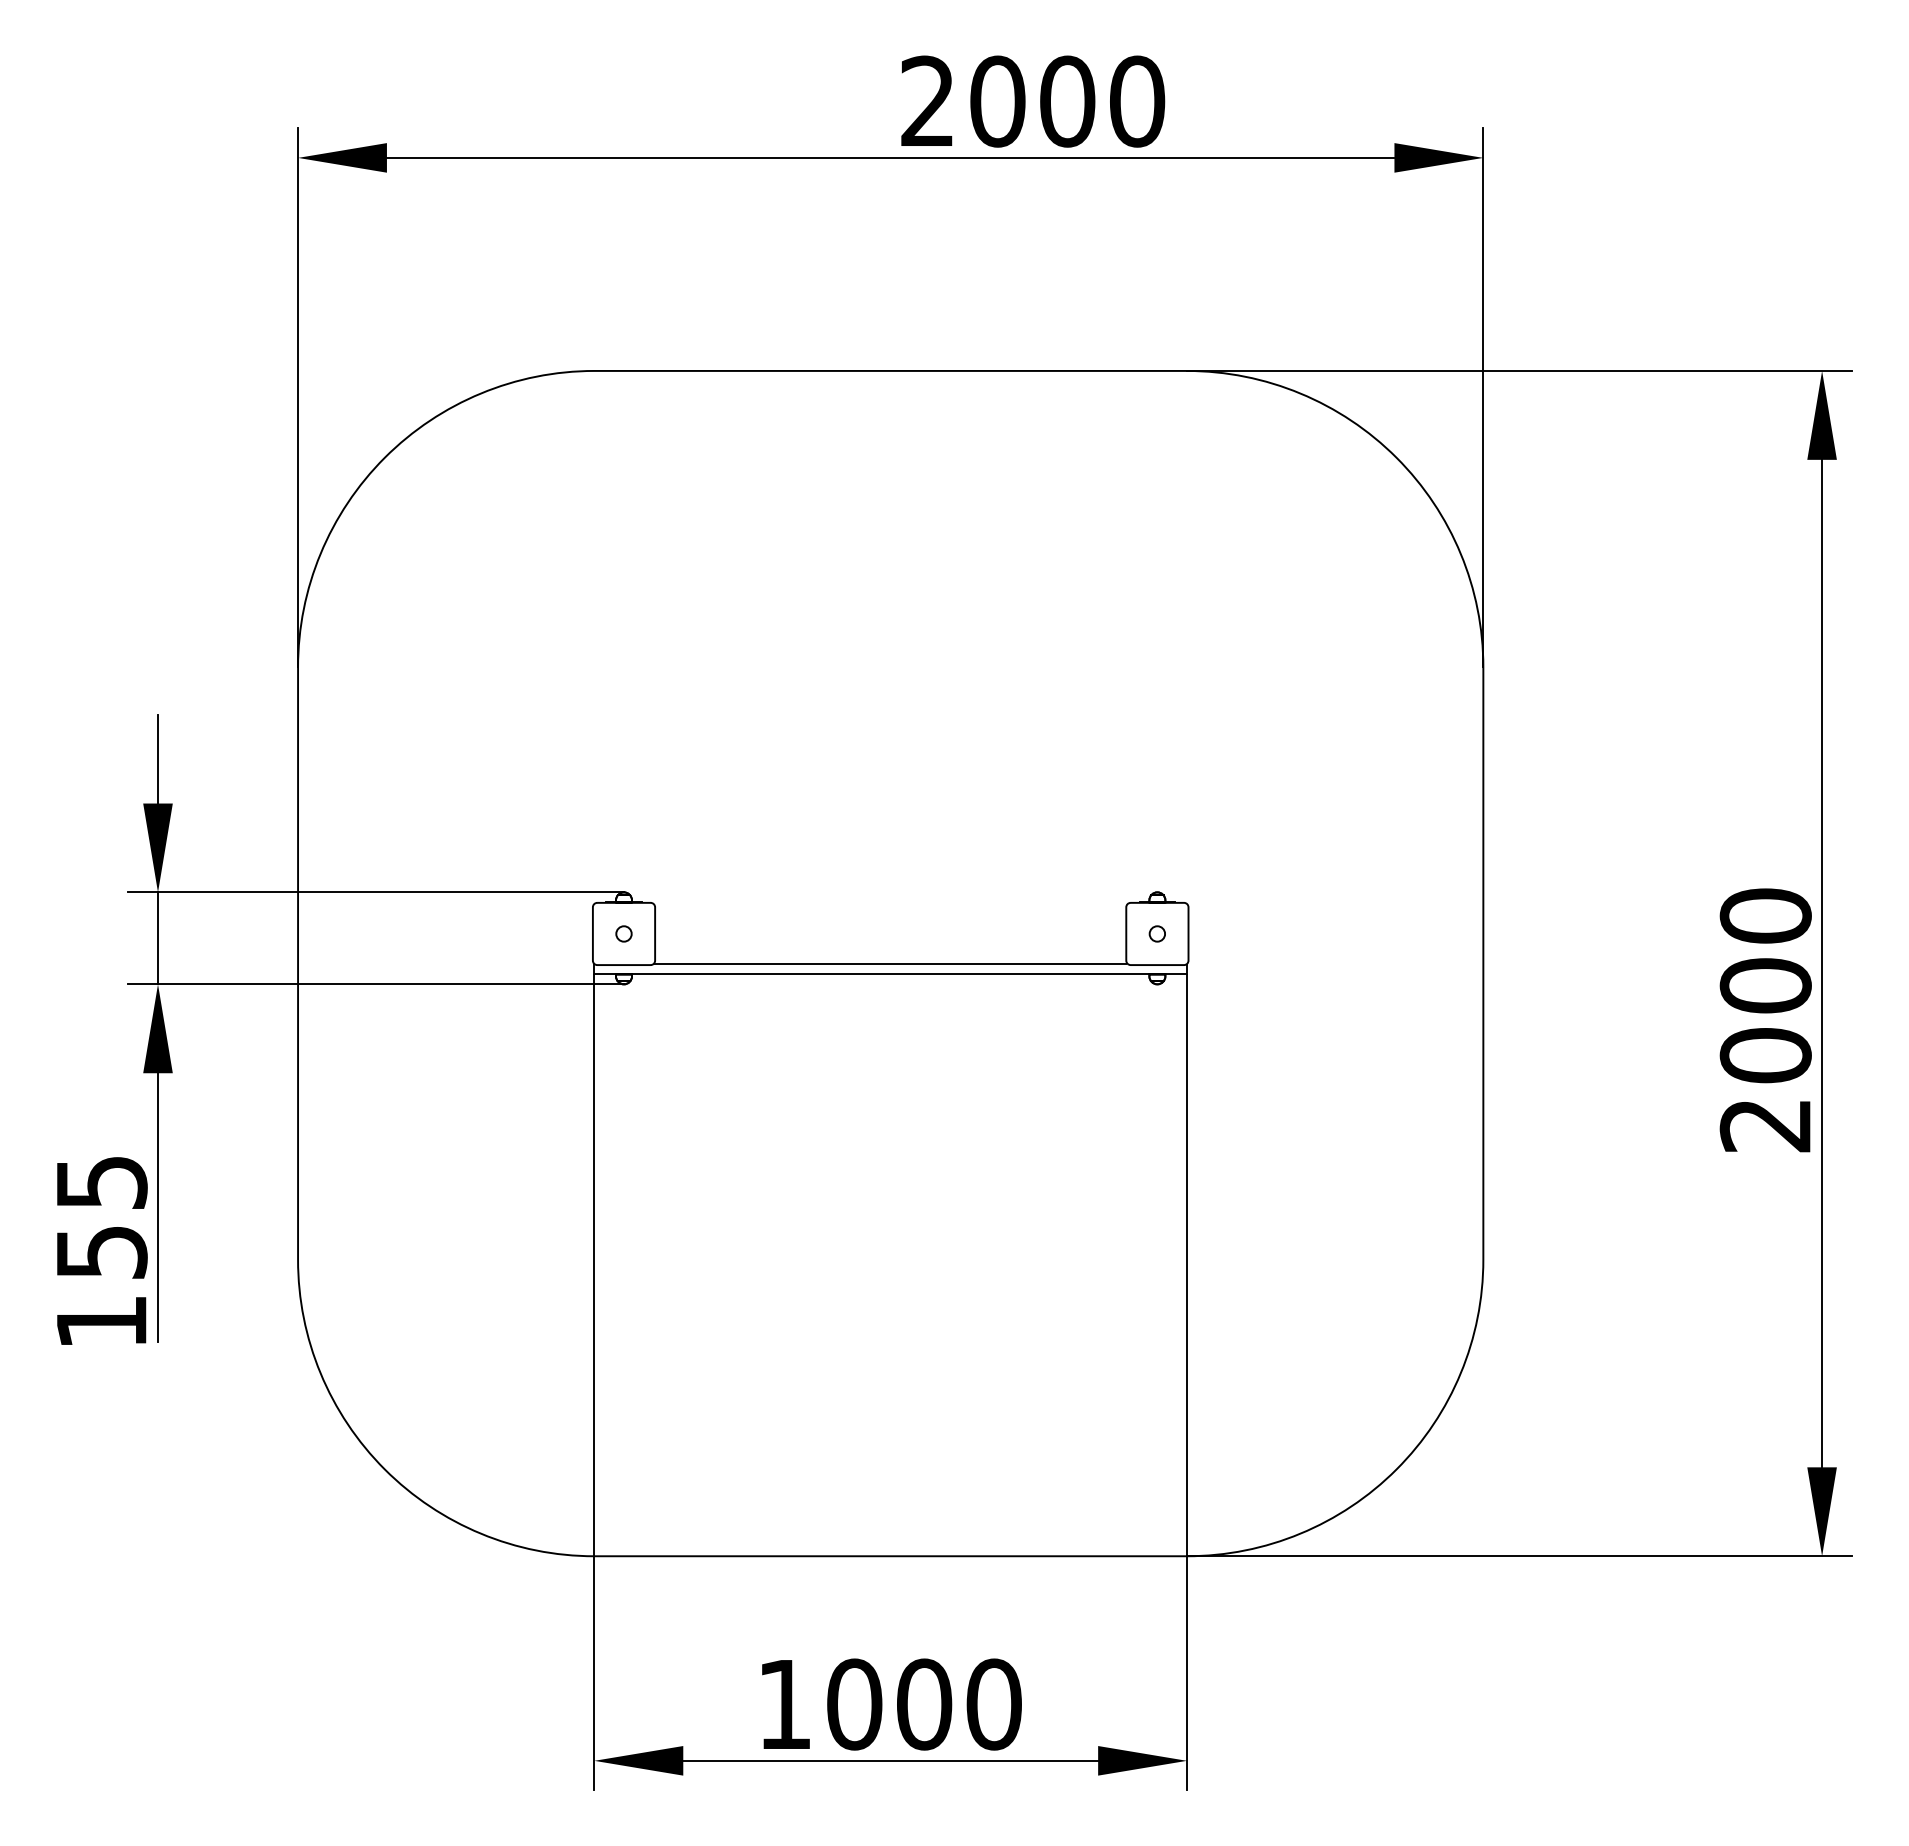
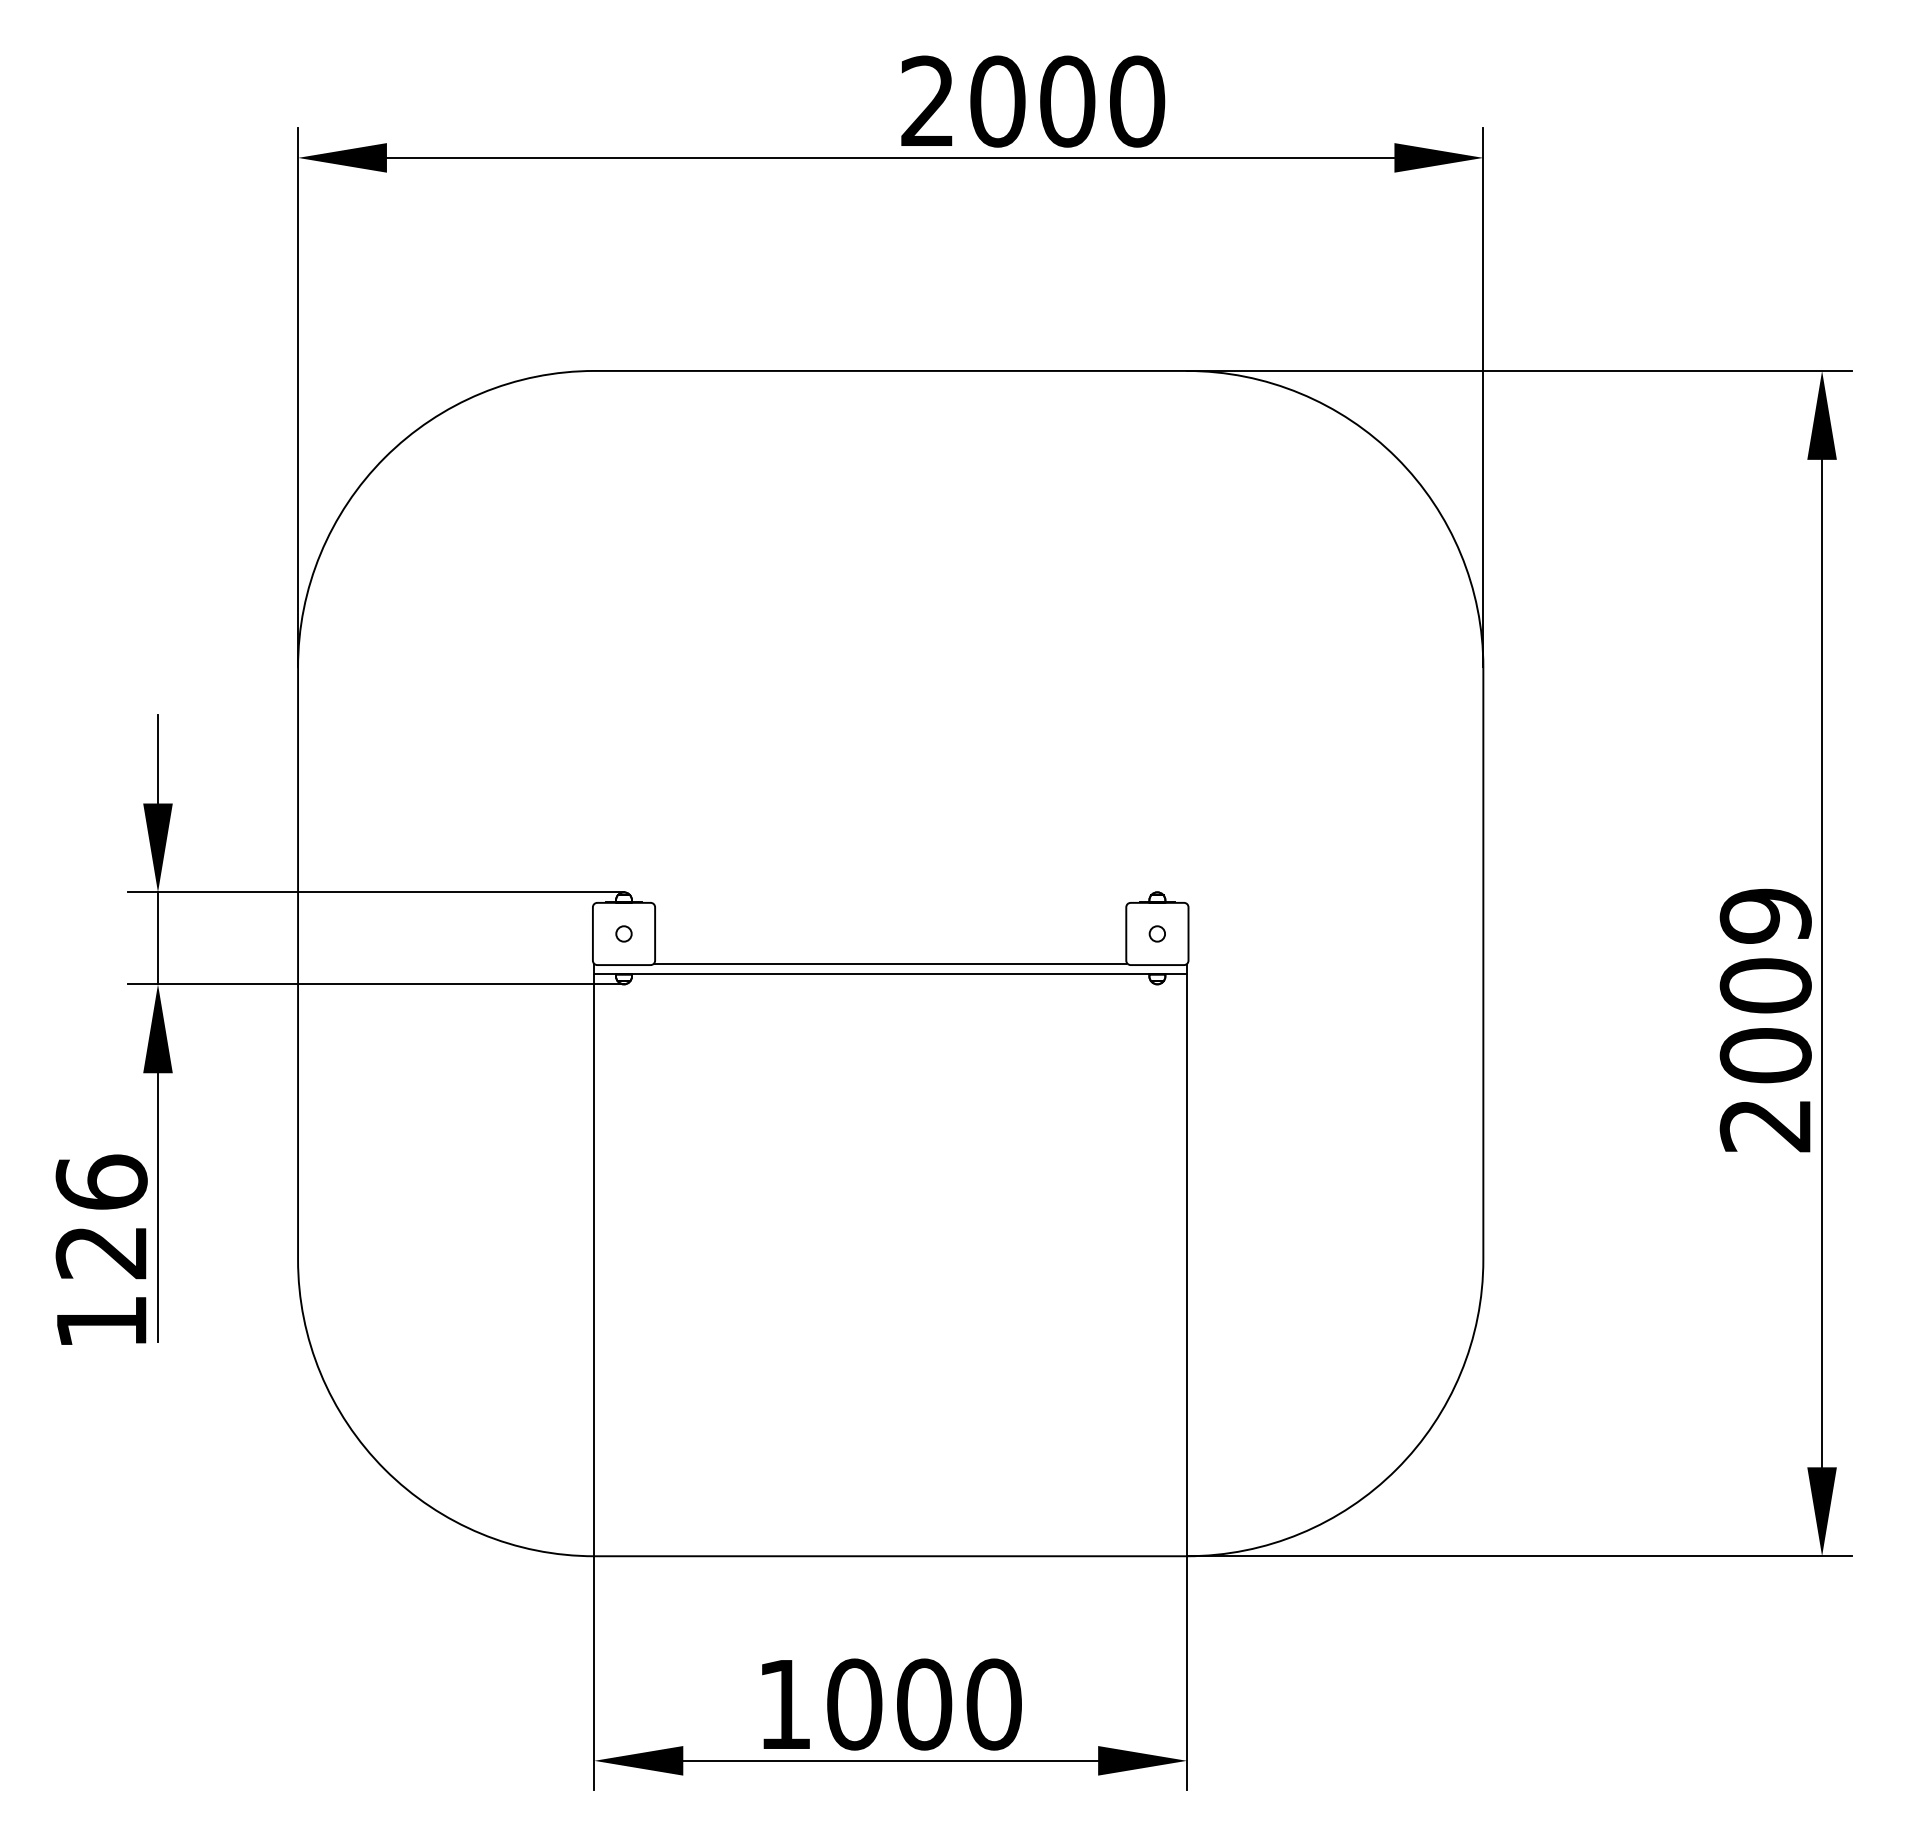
text: 2000 -> 2009 (1765, 915)
text: 155 -> 126 (101, 1216)
